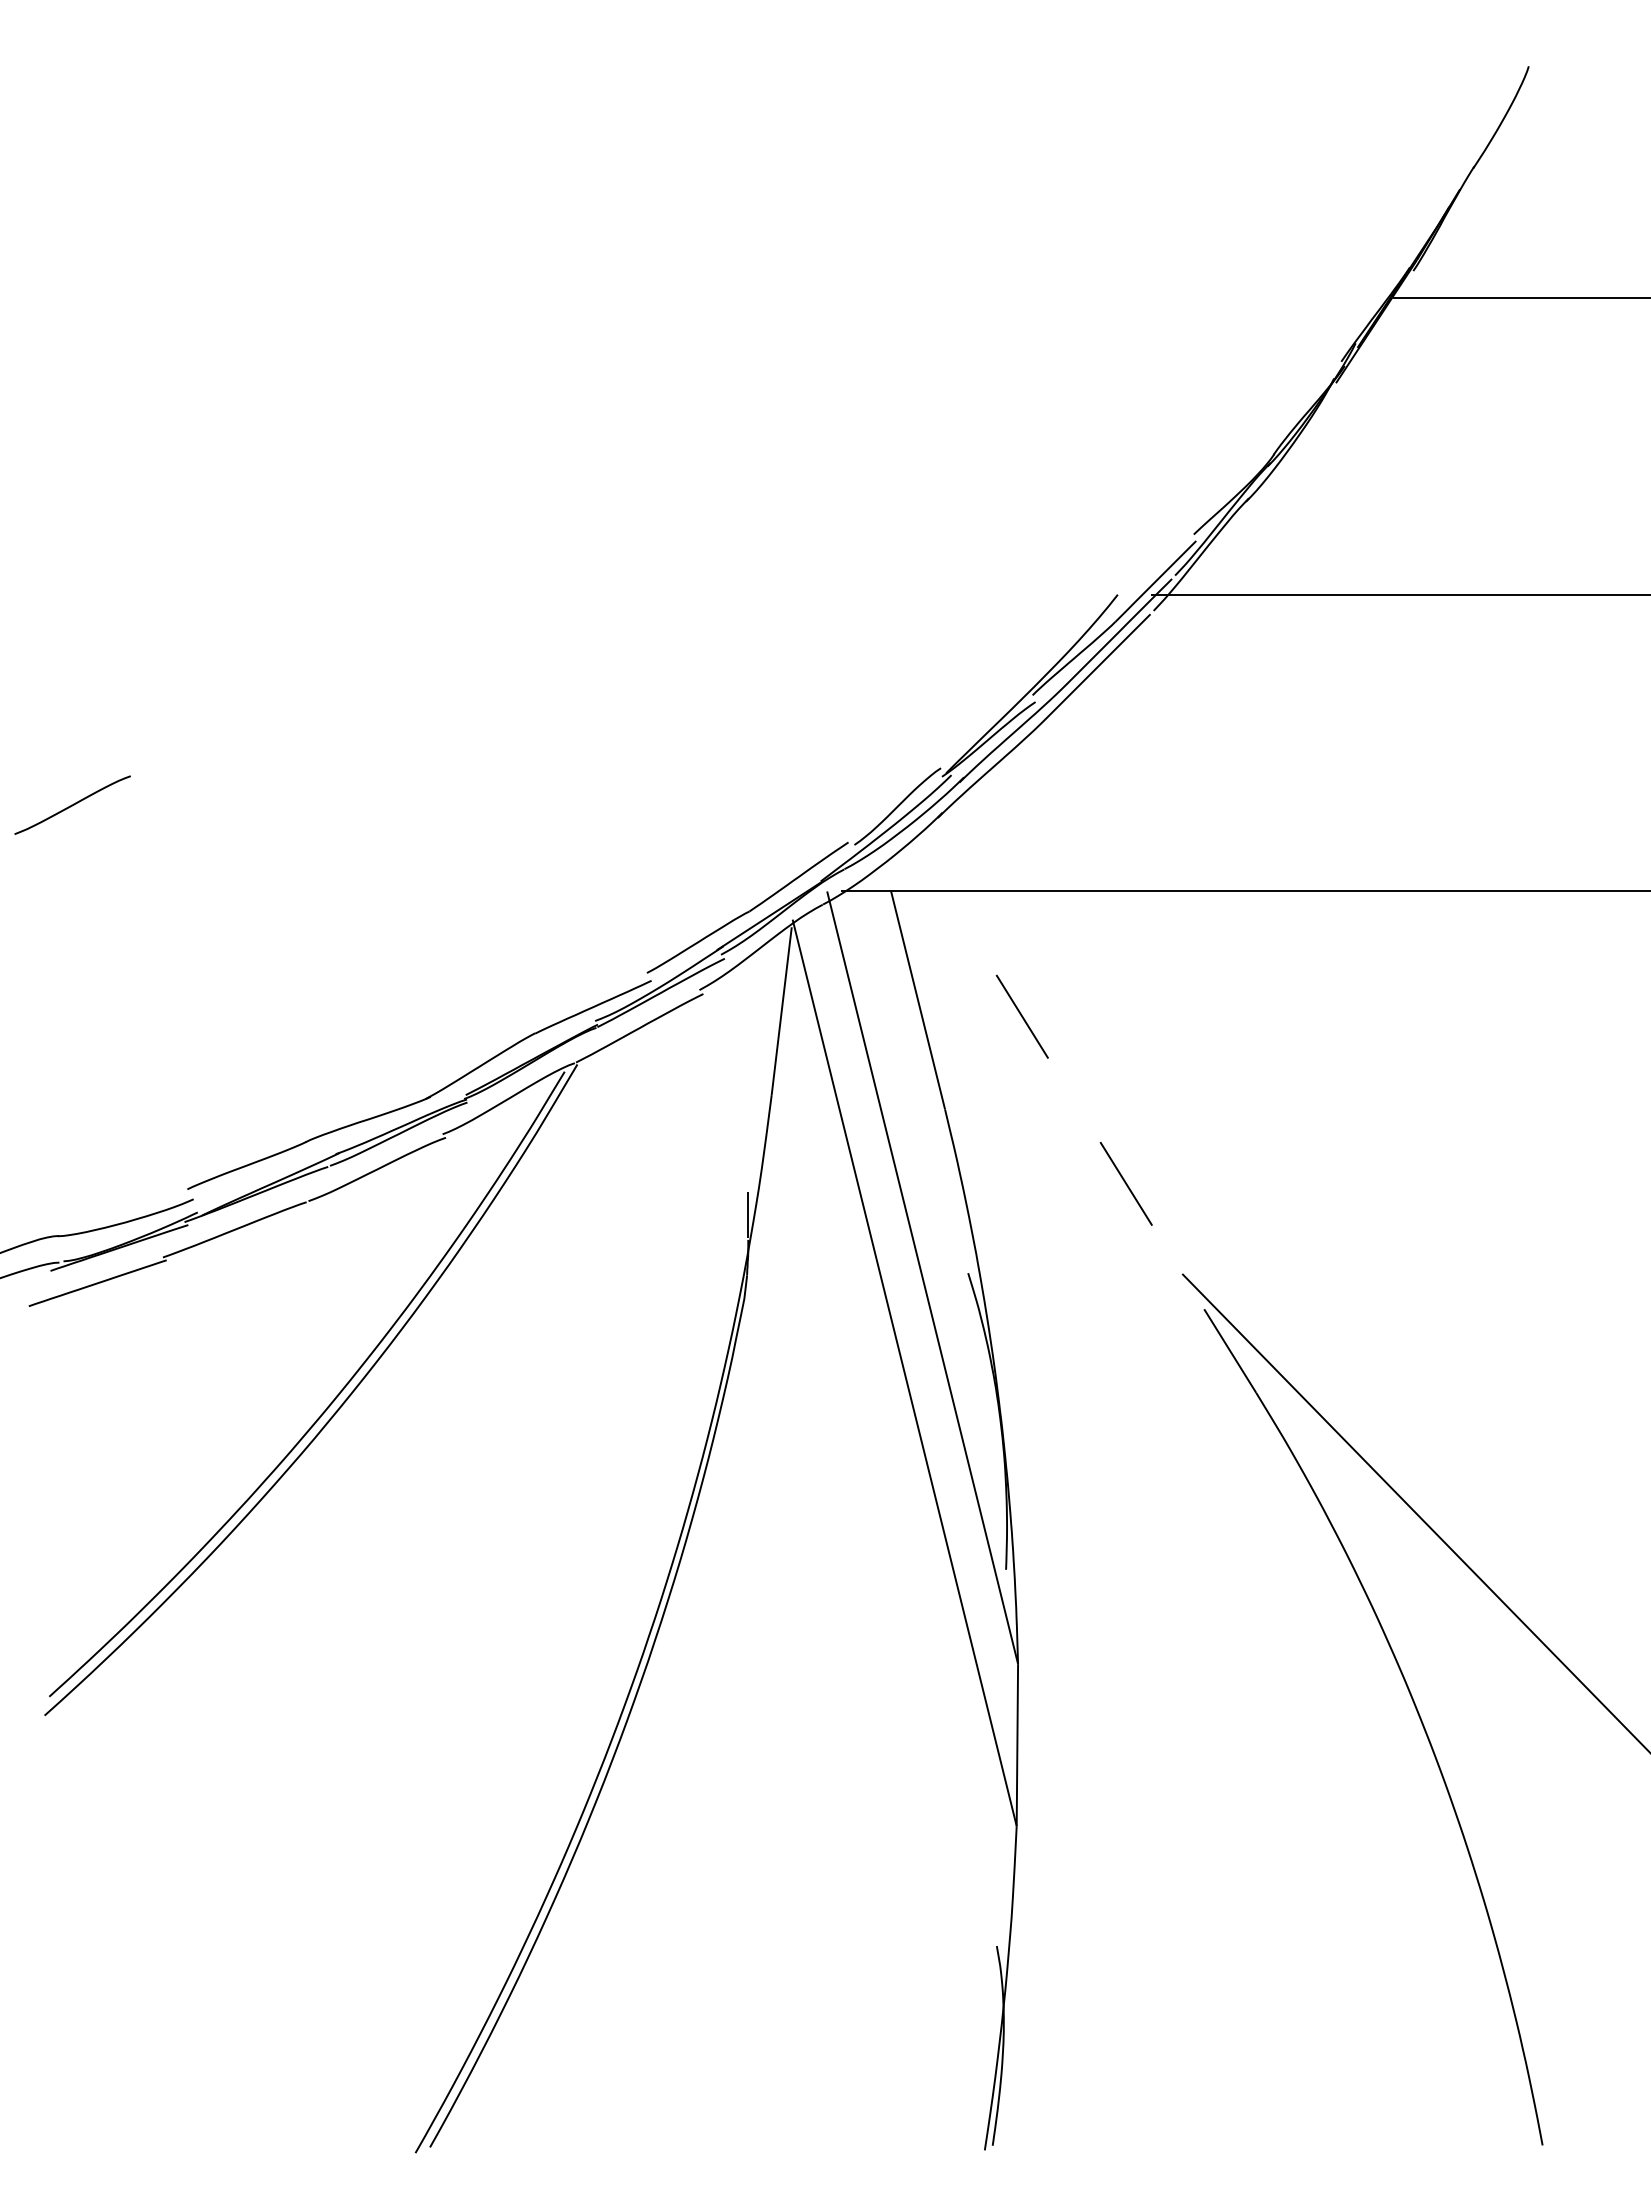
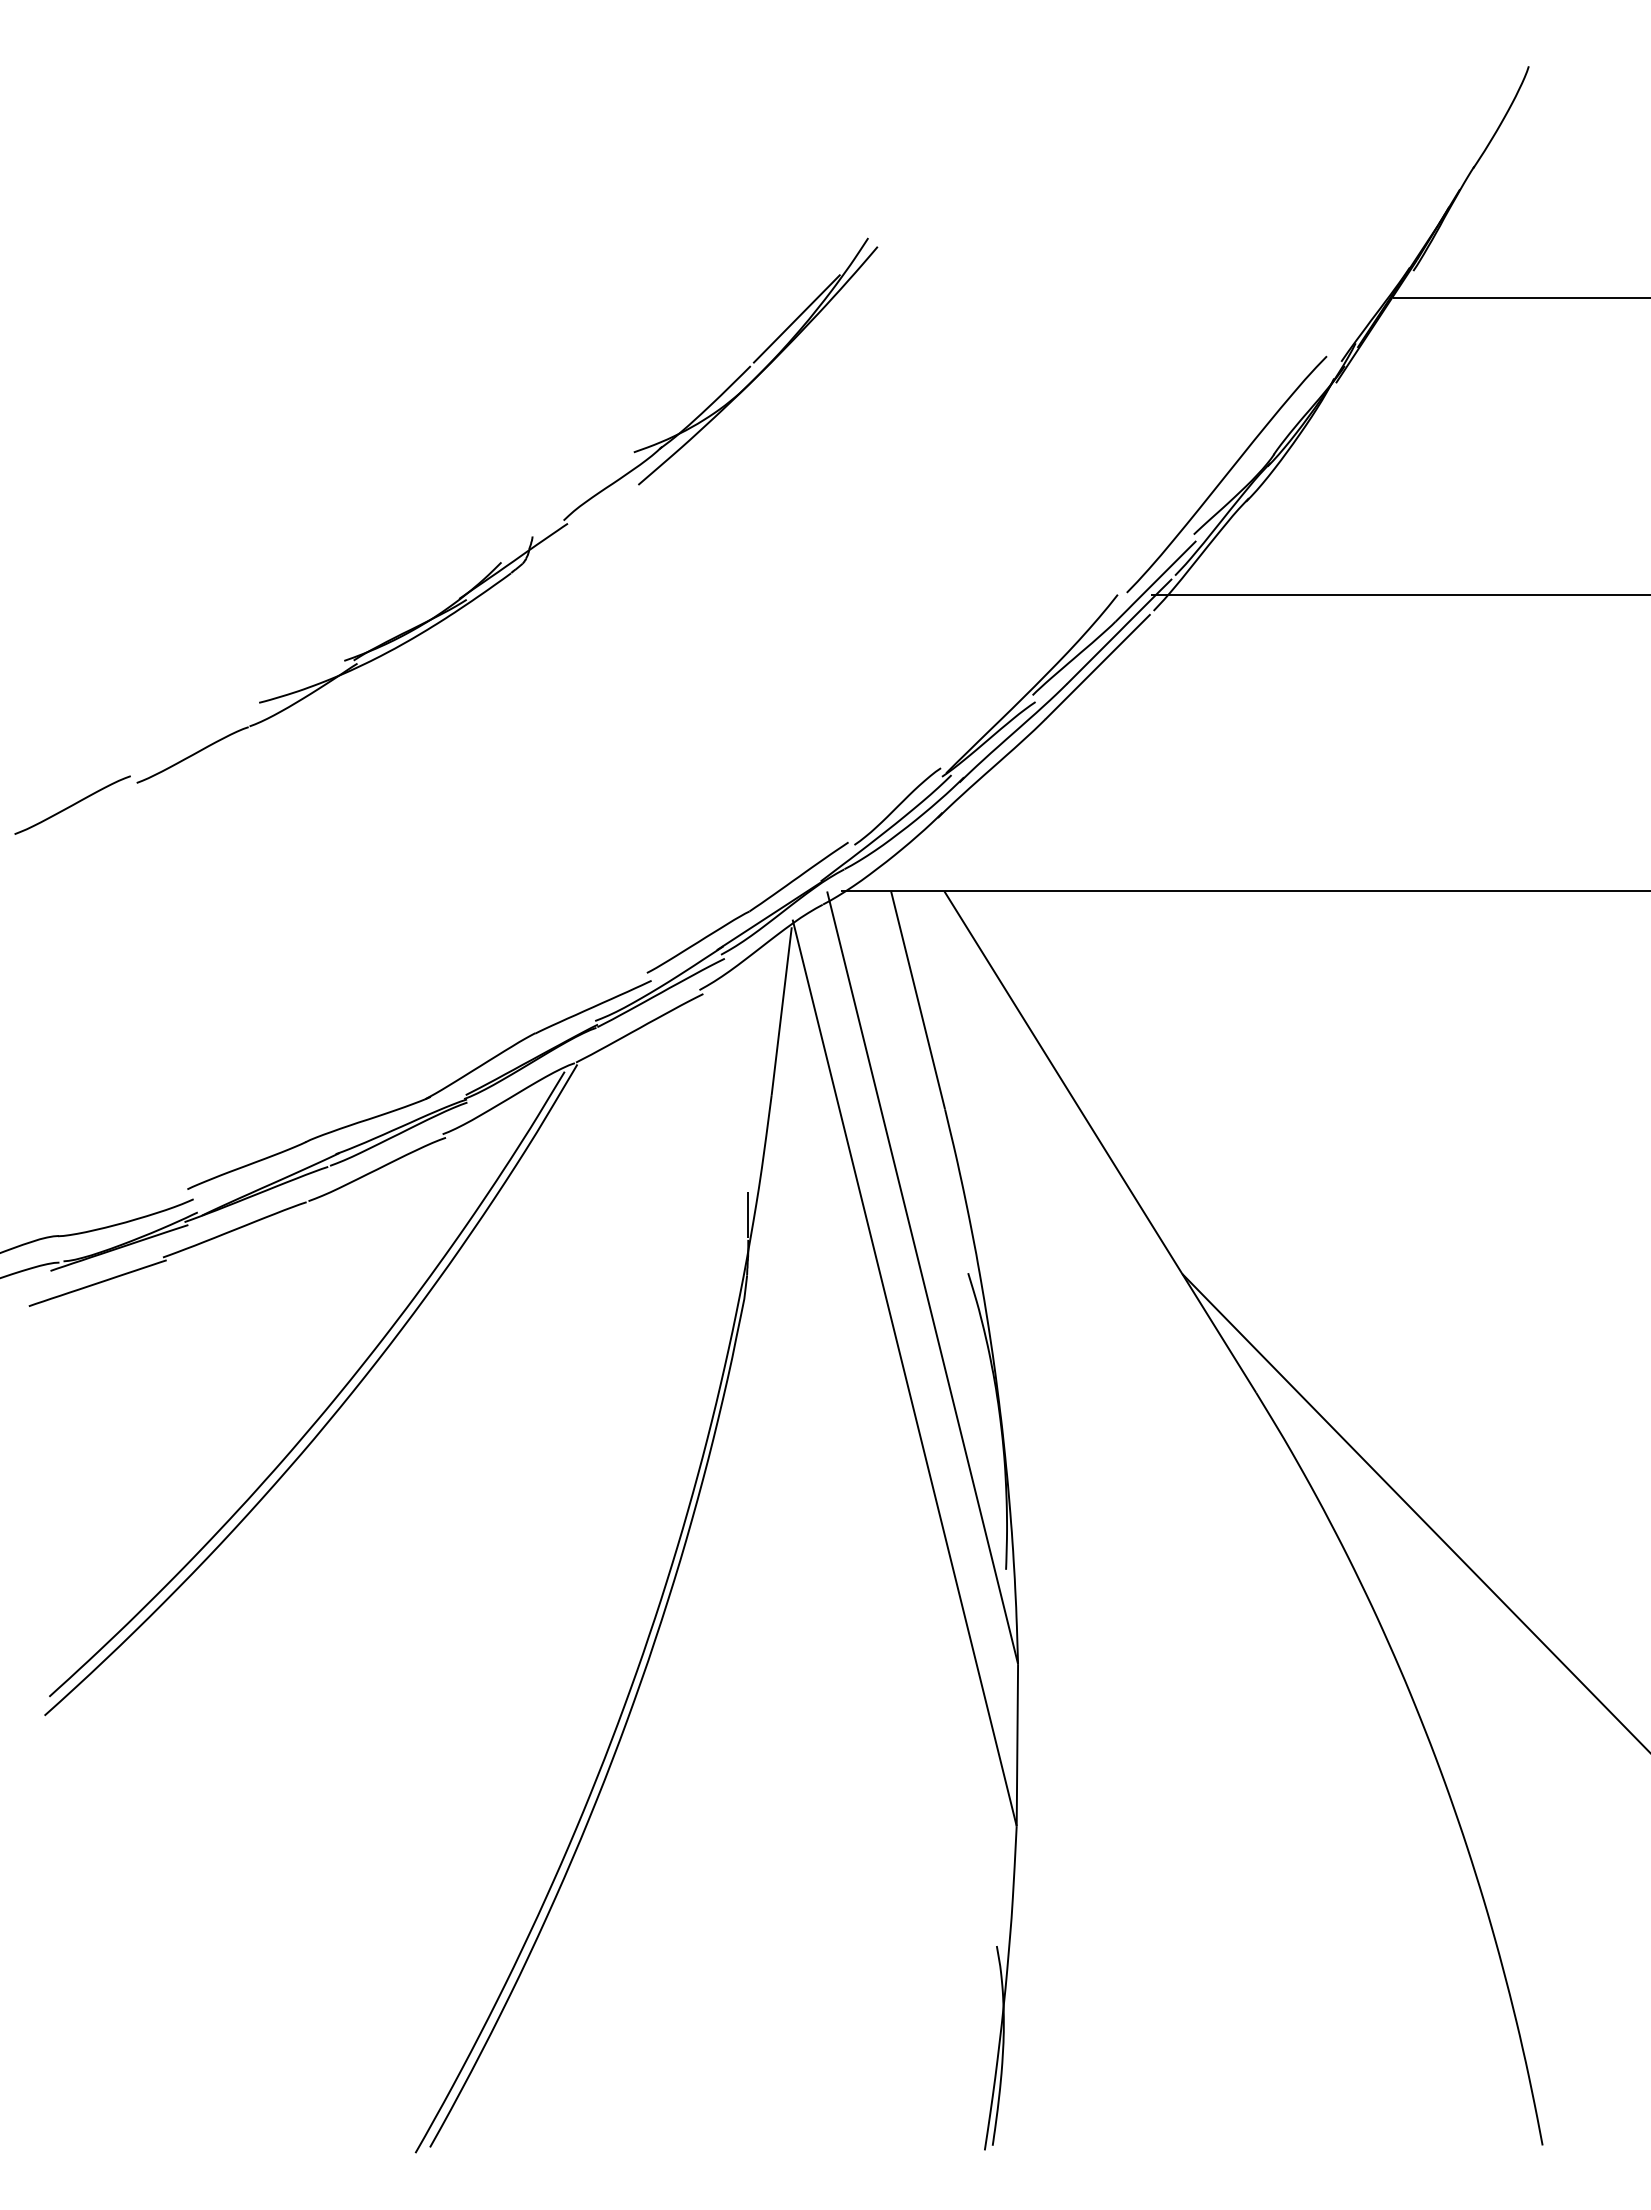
curve: none -> present (1226, 474)
part: none -> present (531, 536)
line: dashed -> solid (1100, 1141)
